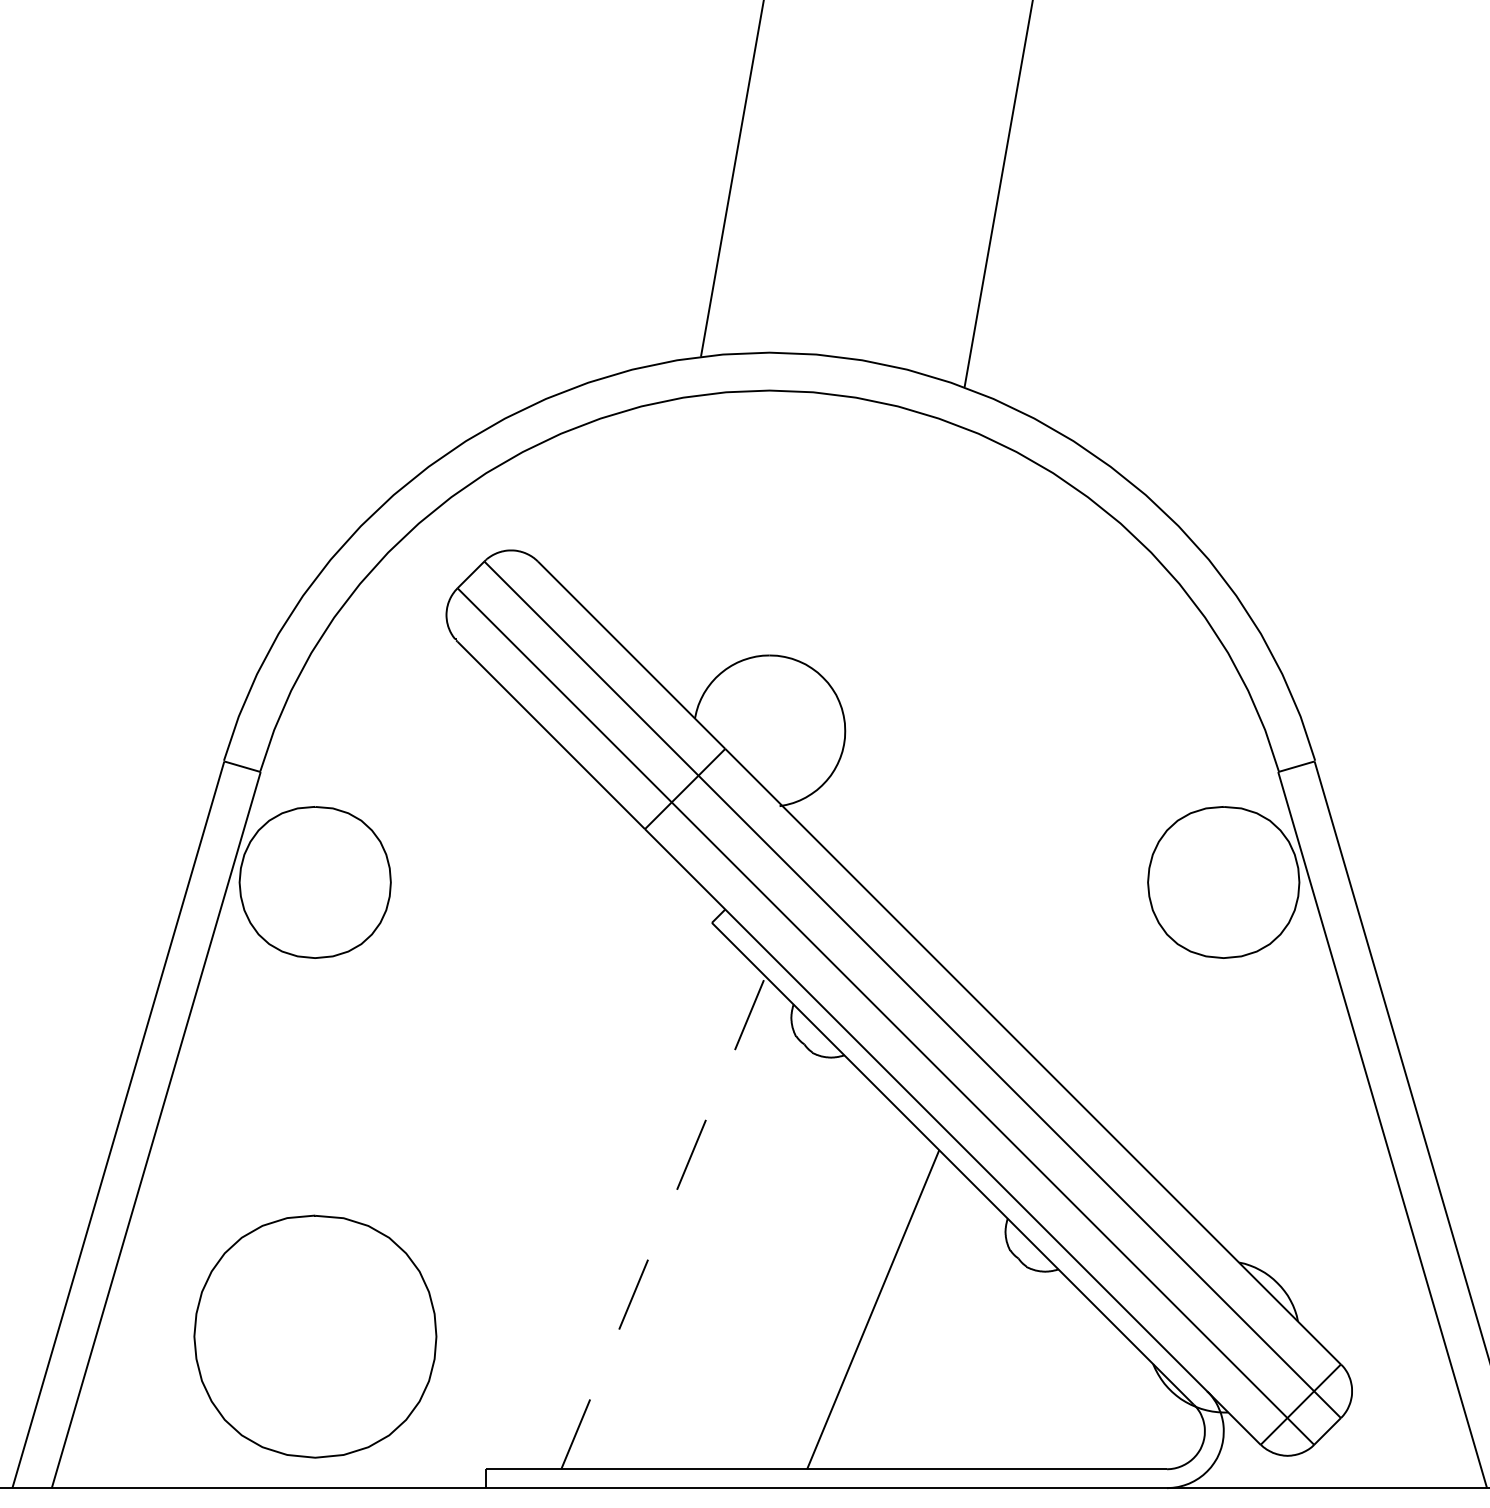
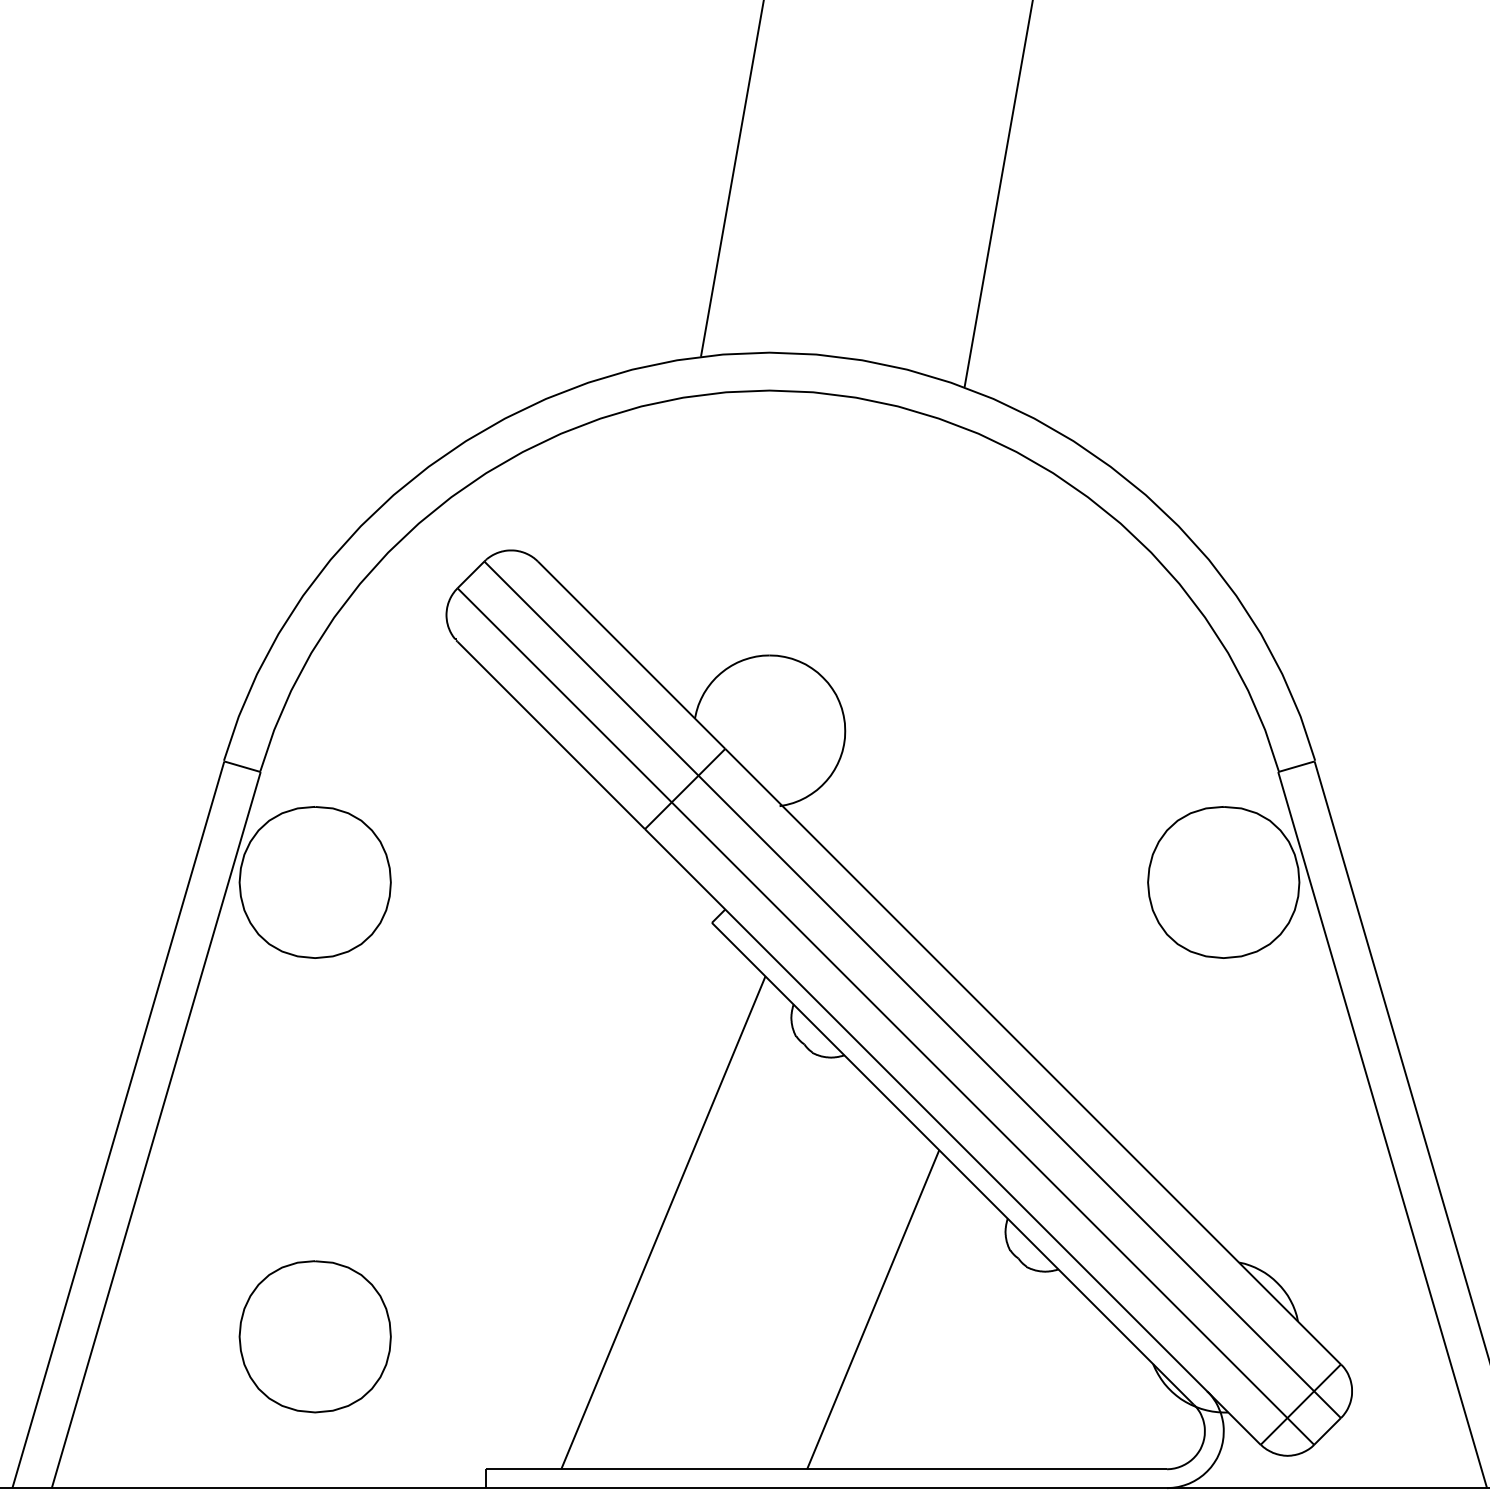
line: dashed -> solid (663, 1222)
part size: 245x245 px -> 154x154 px (314, 1336)
